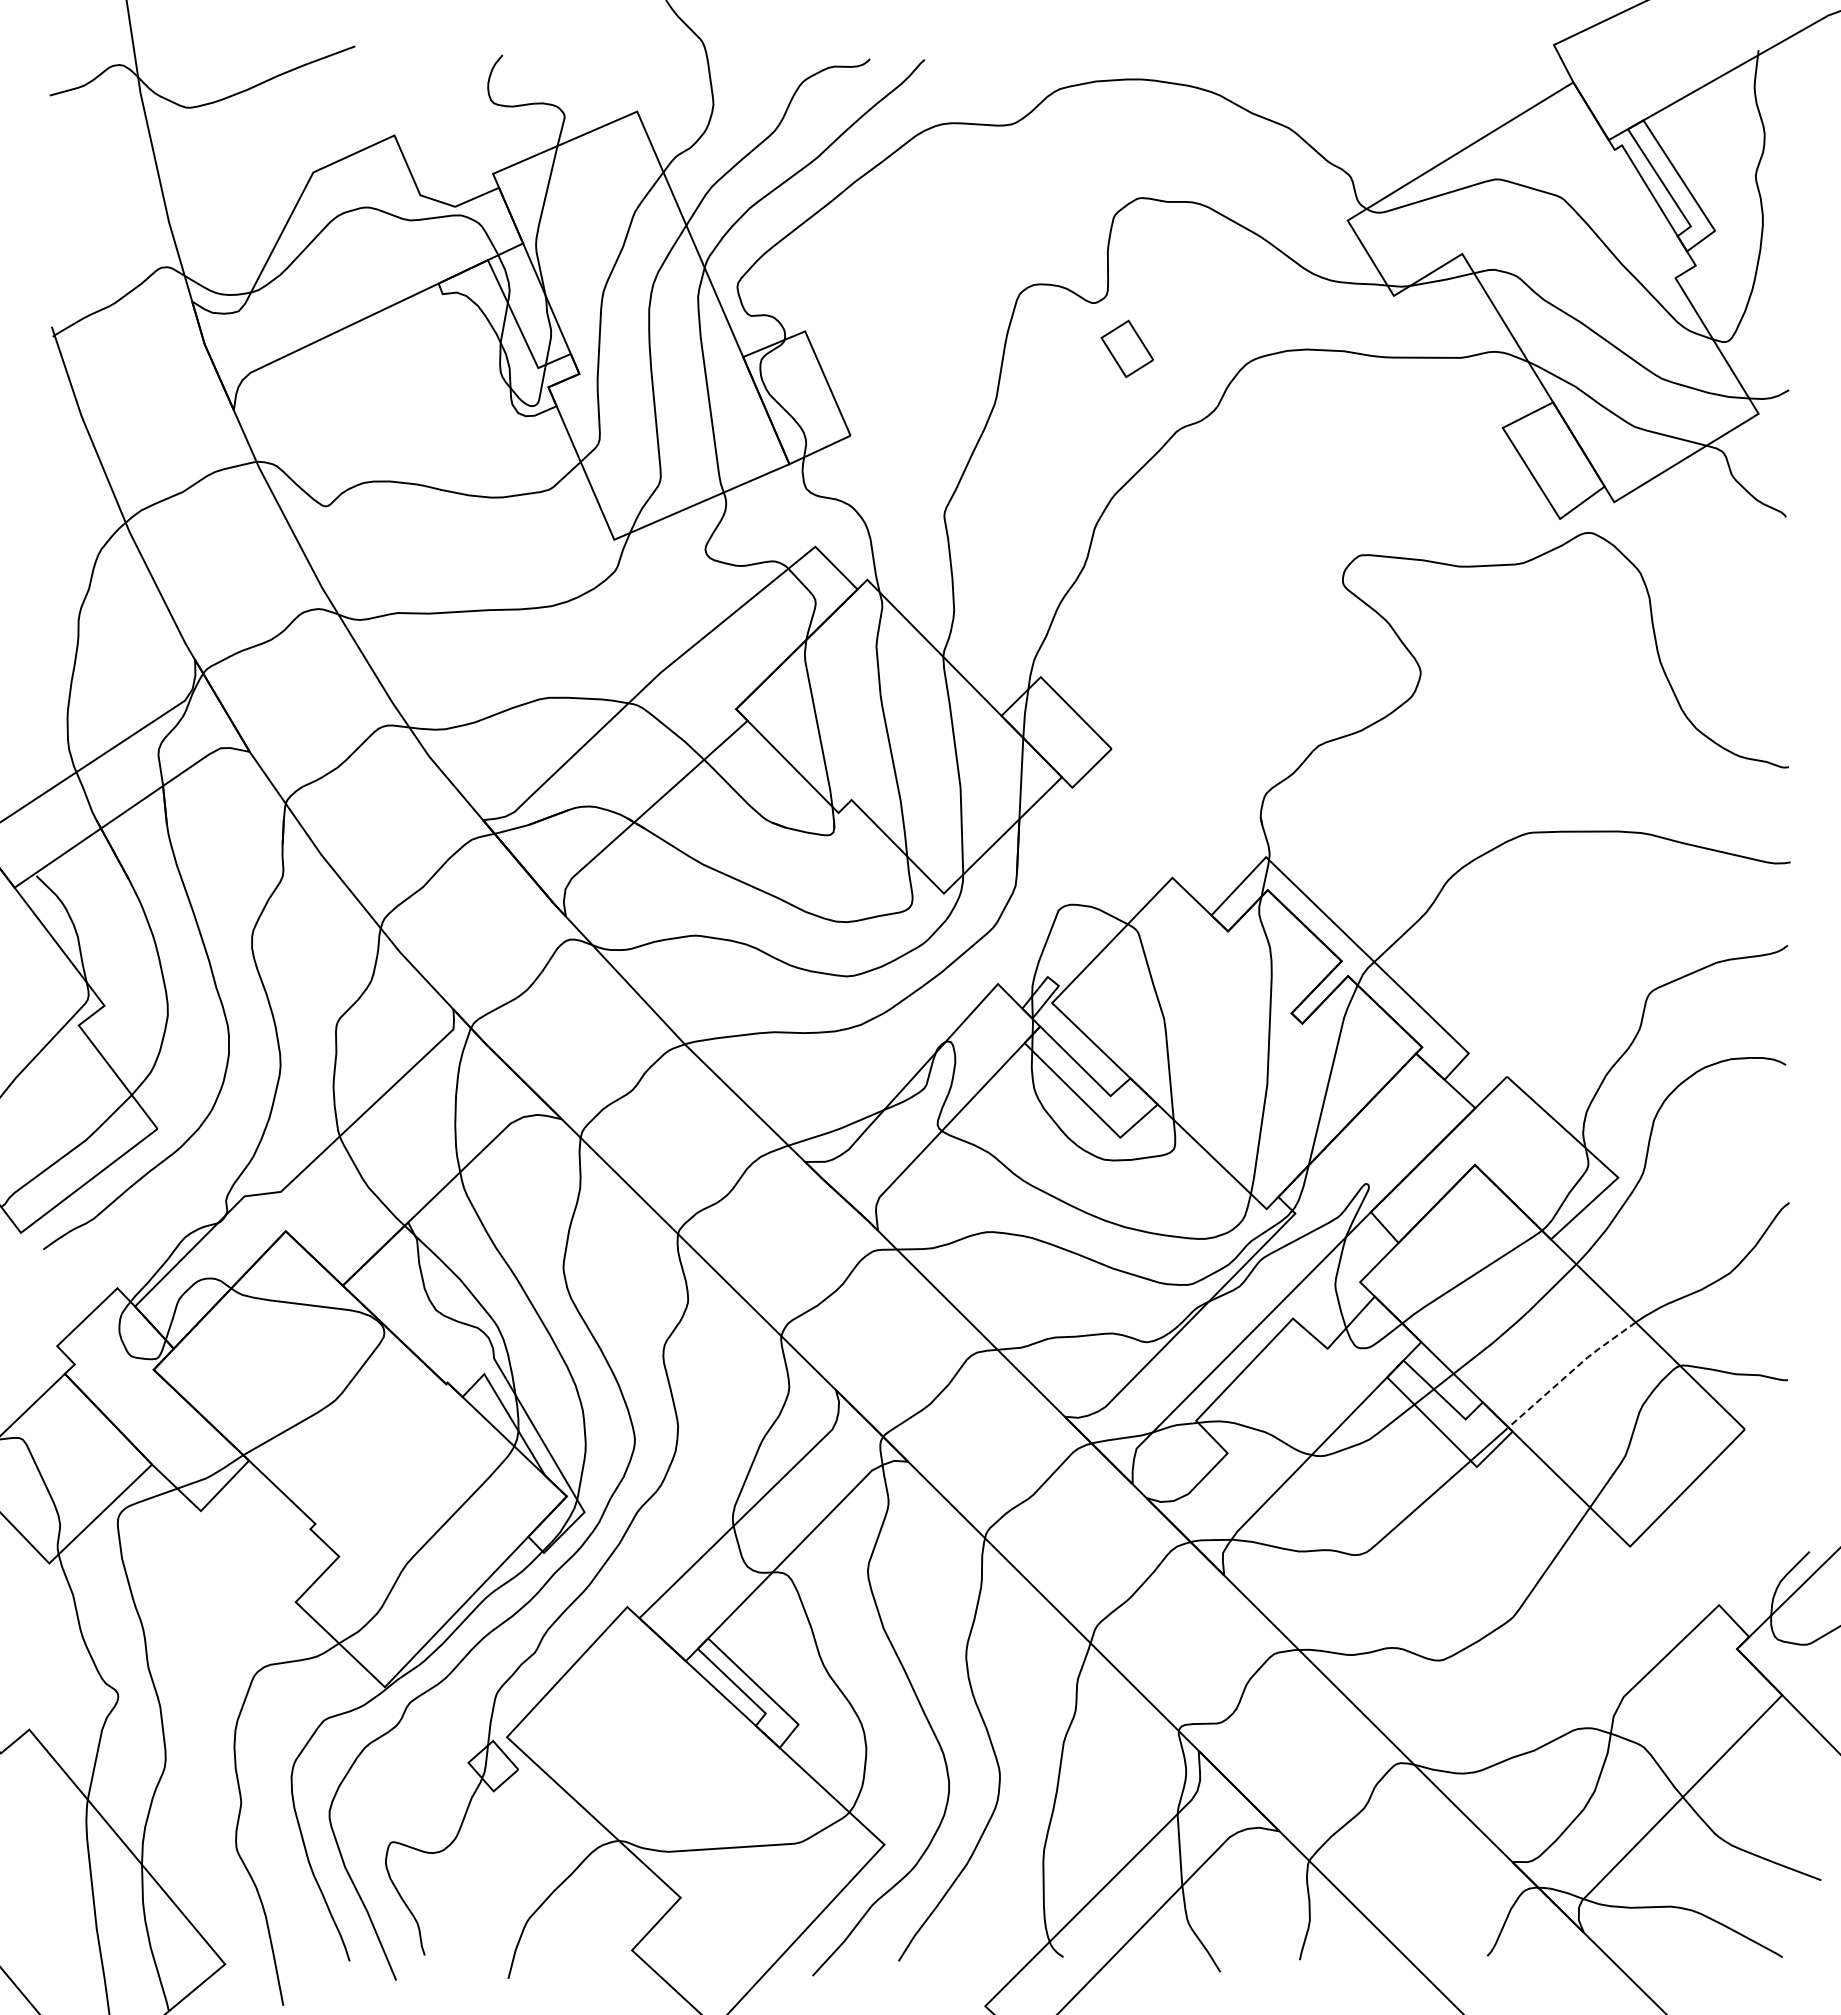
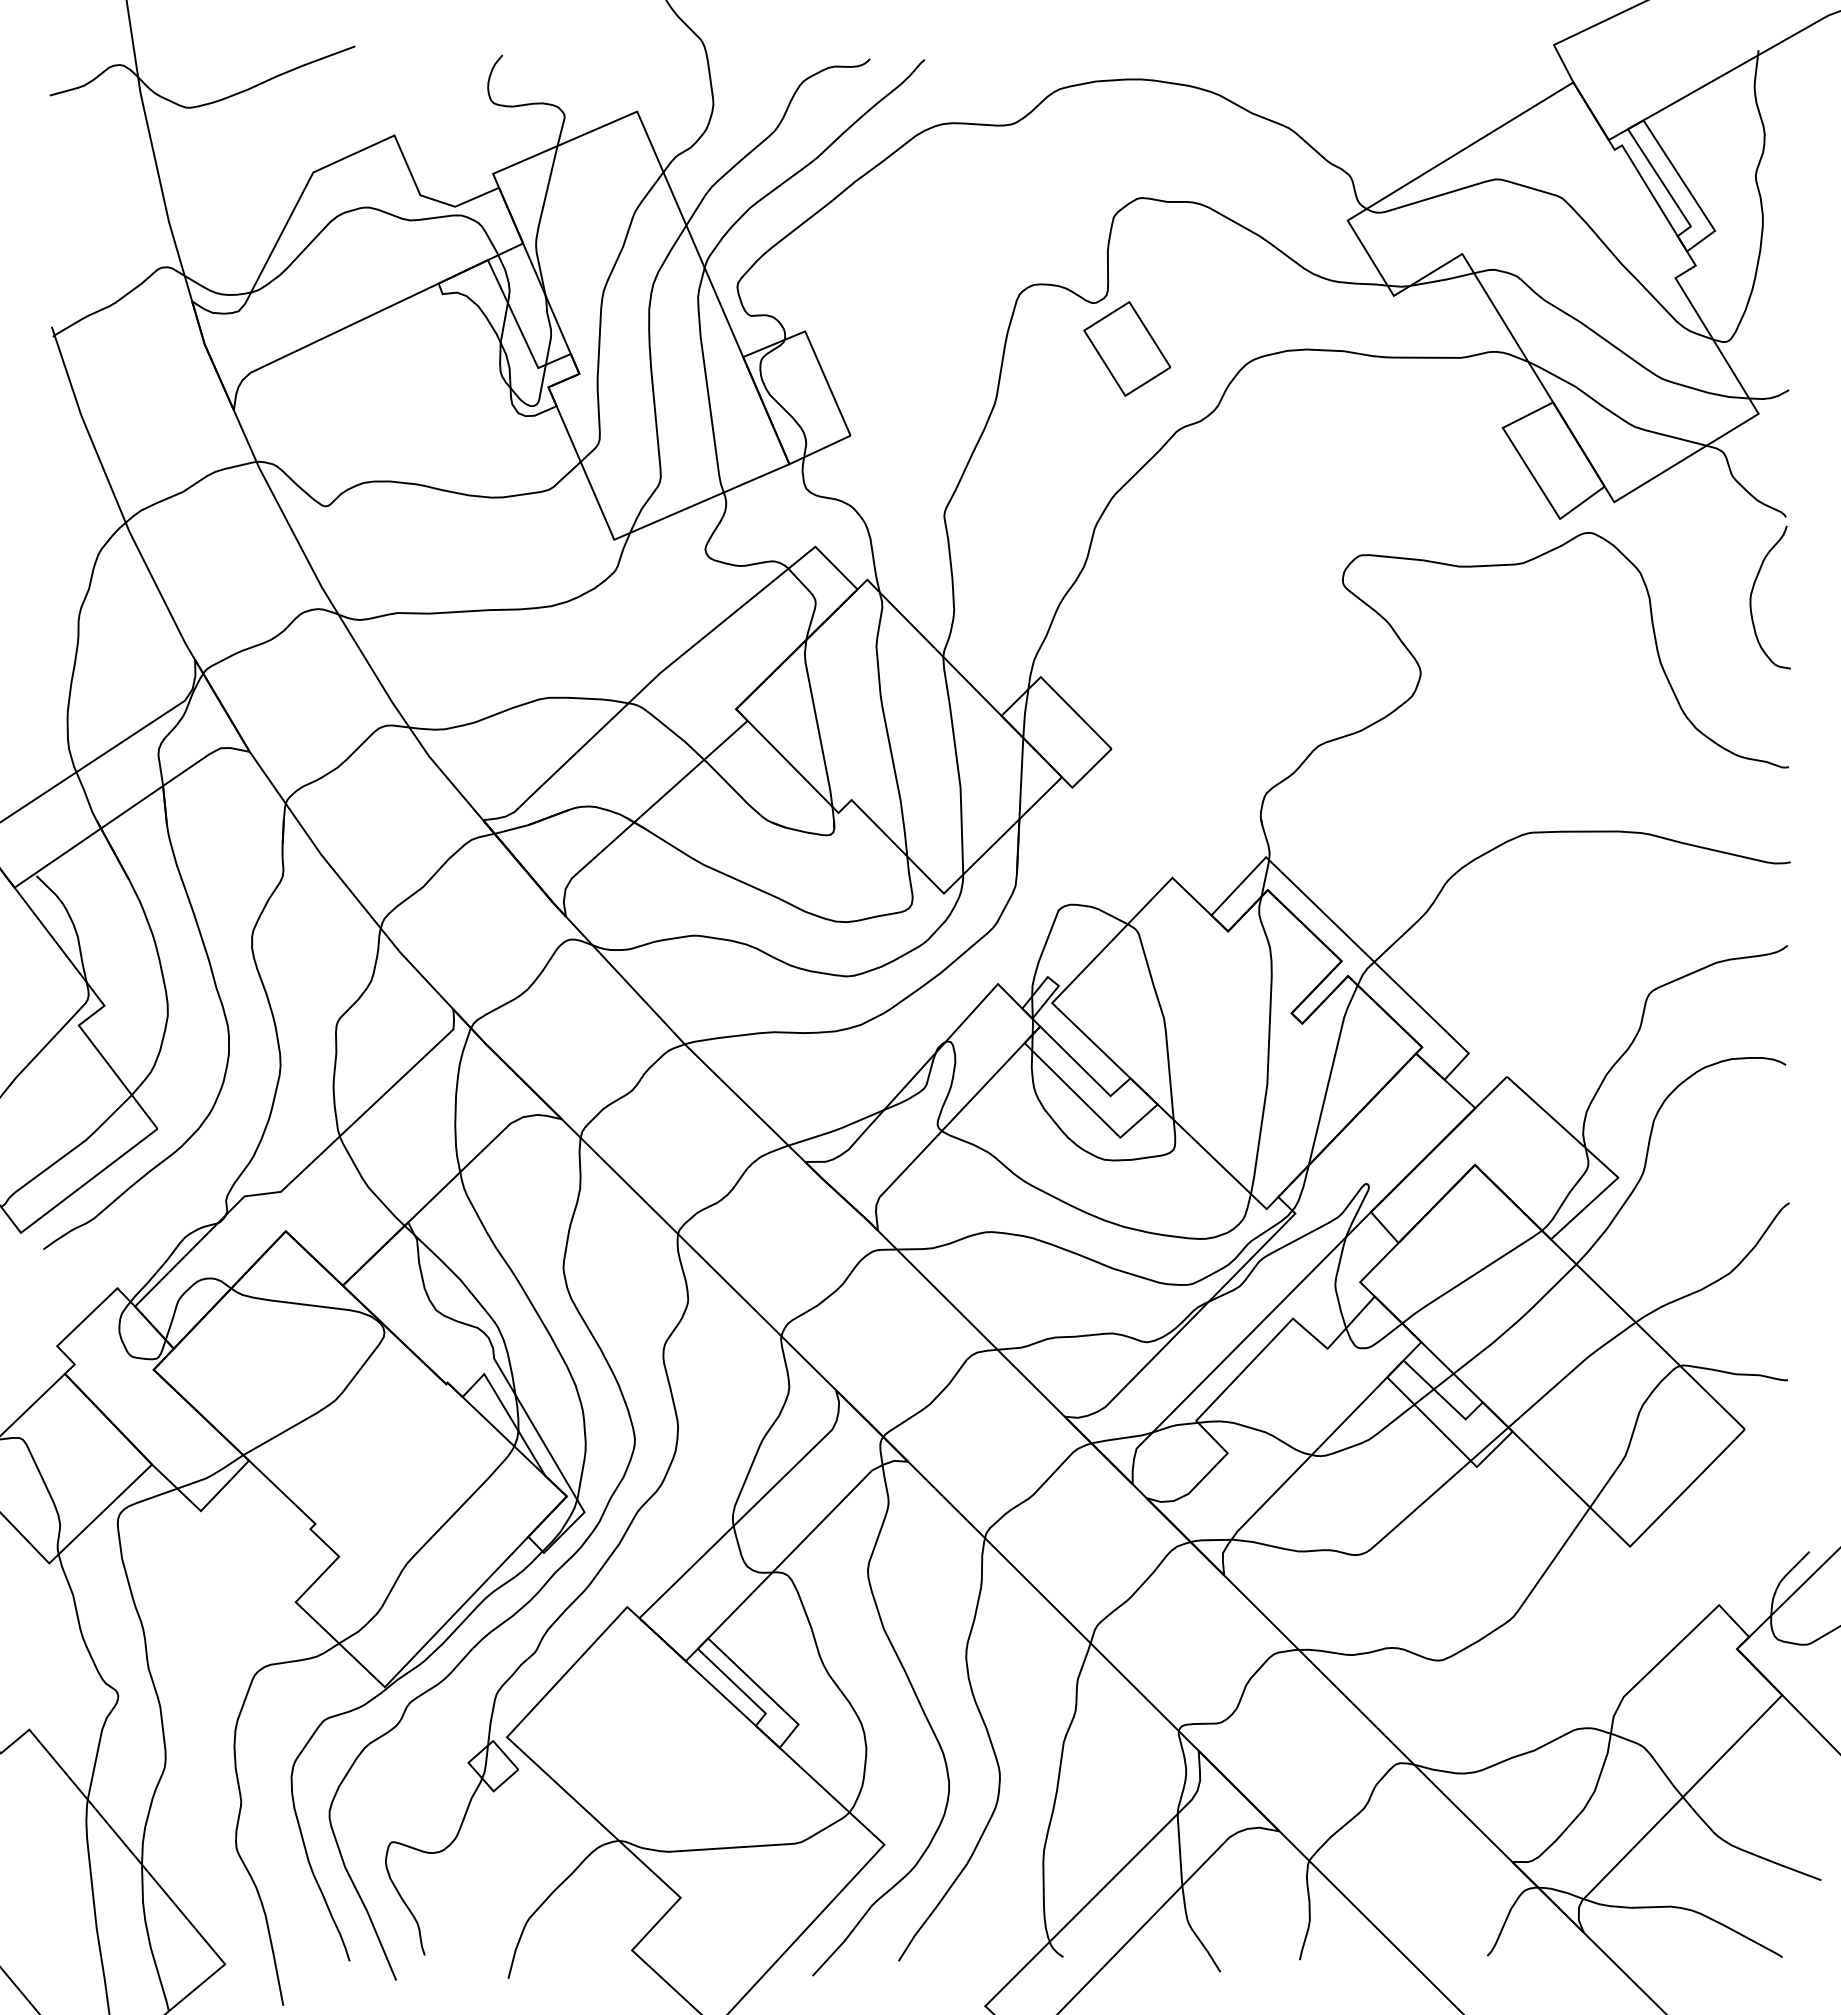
part size: 54x60 px -> 89x96 px (1127, 348)
curve: none -> present (1753, 590)
line: dashed -> solid (1571, 1372)
